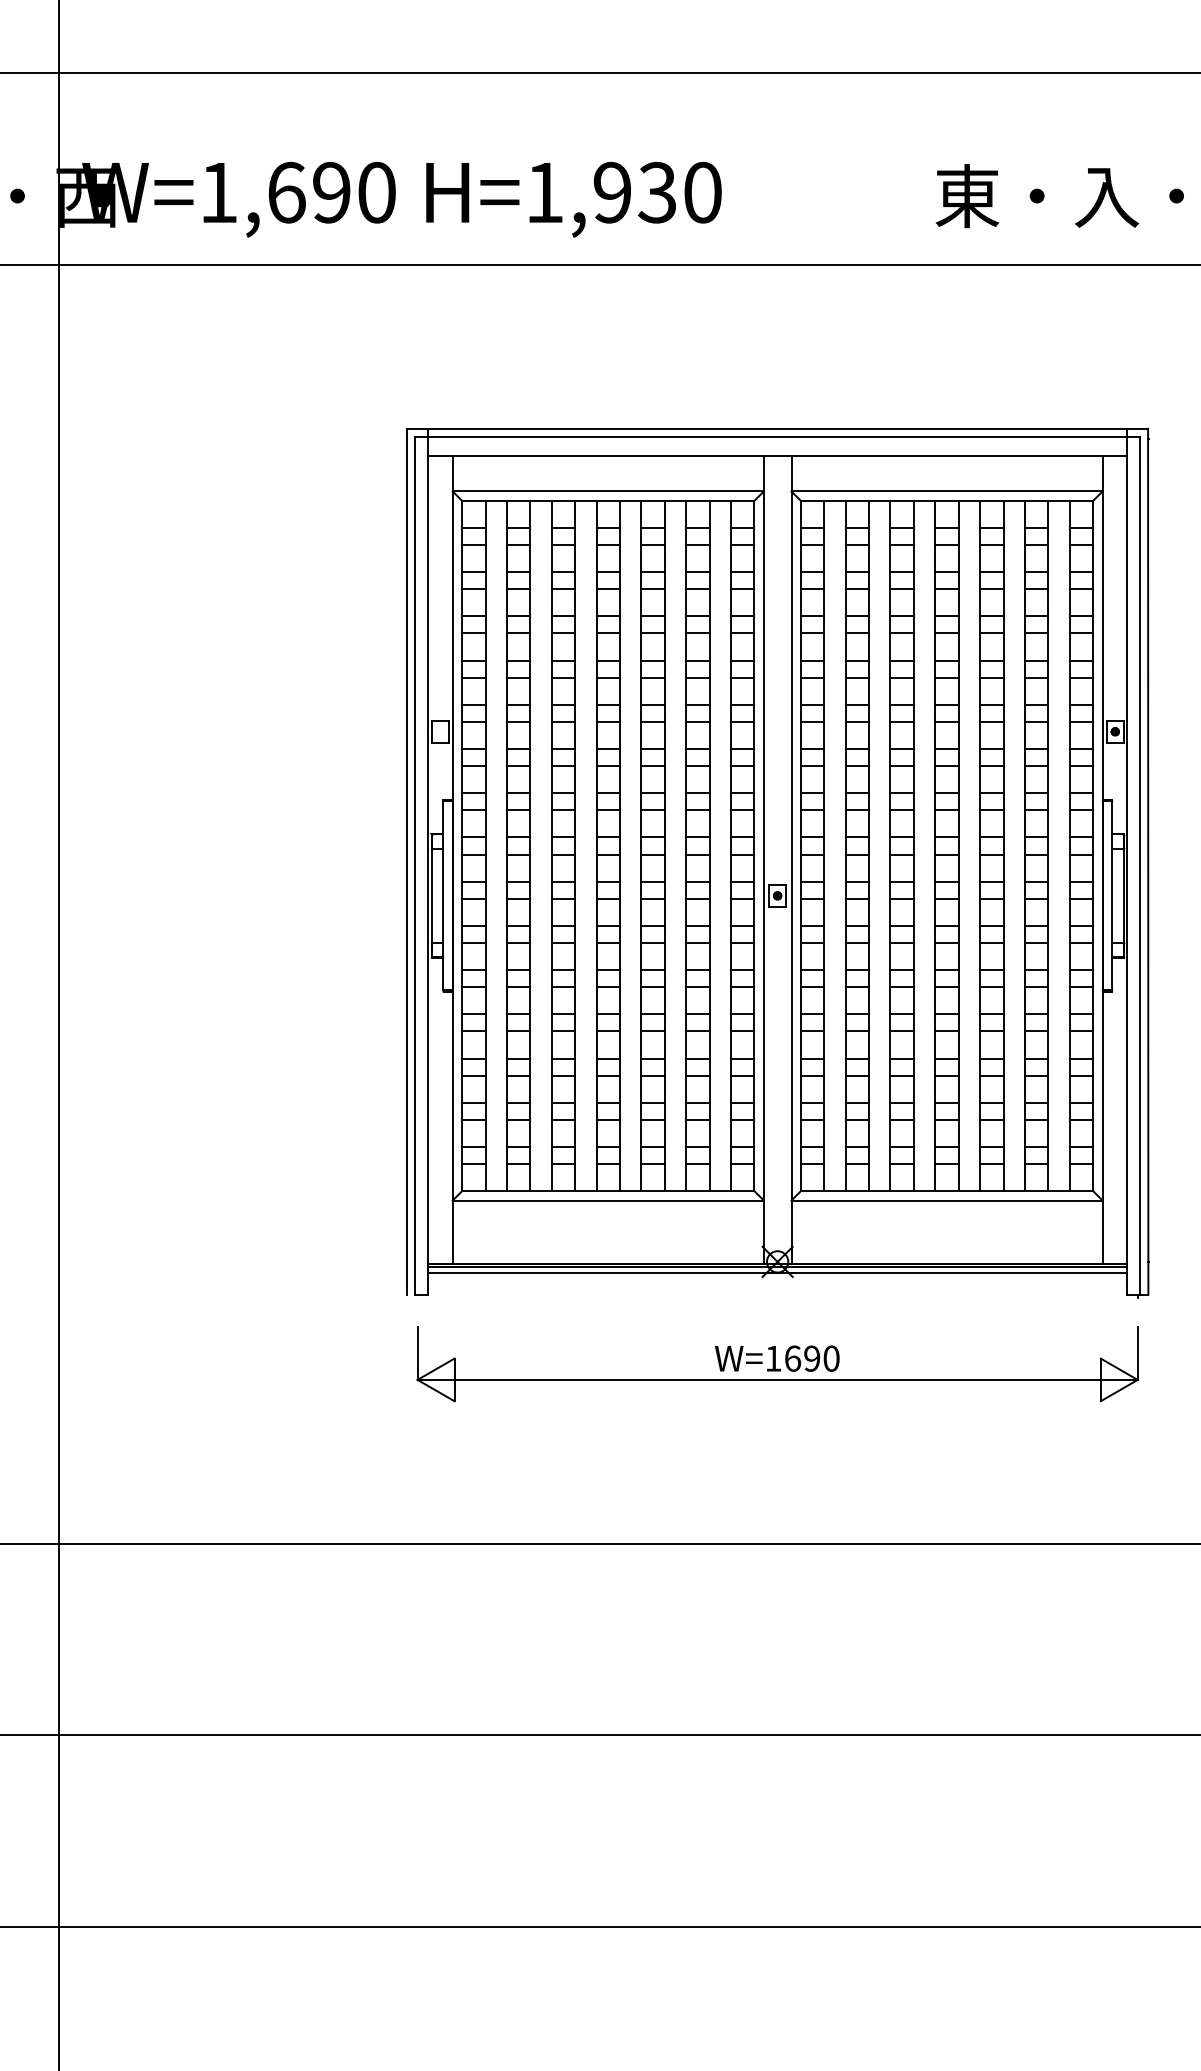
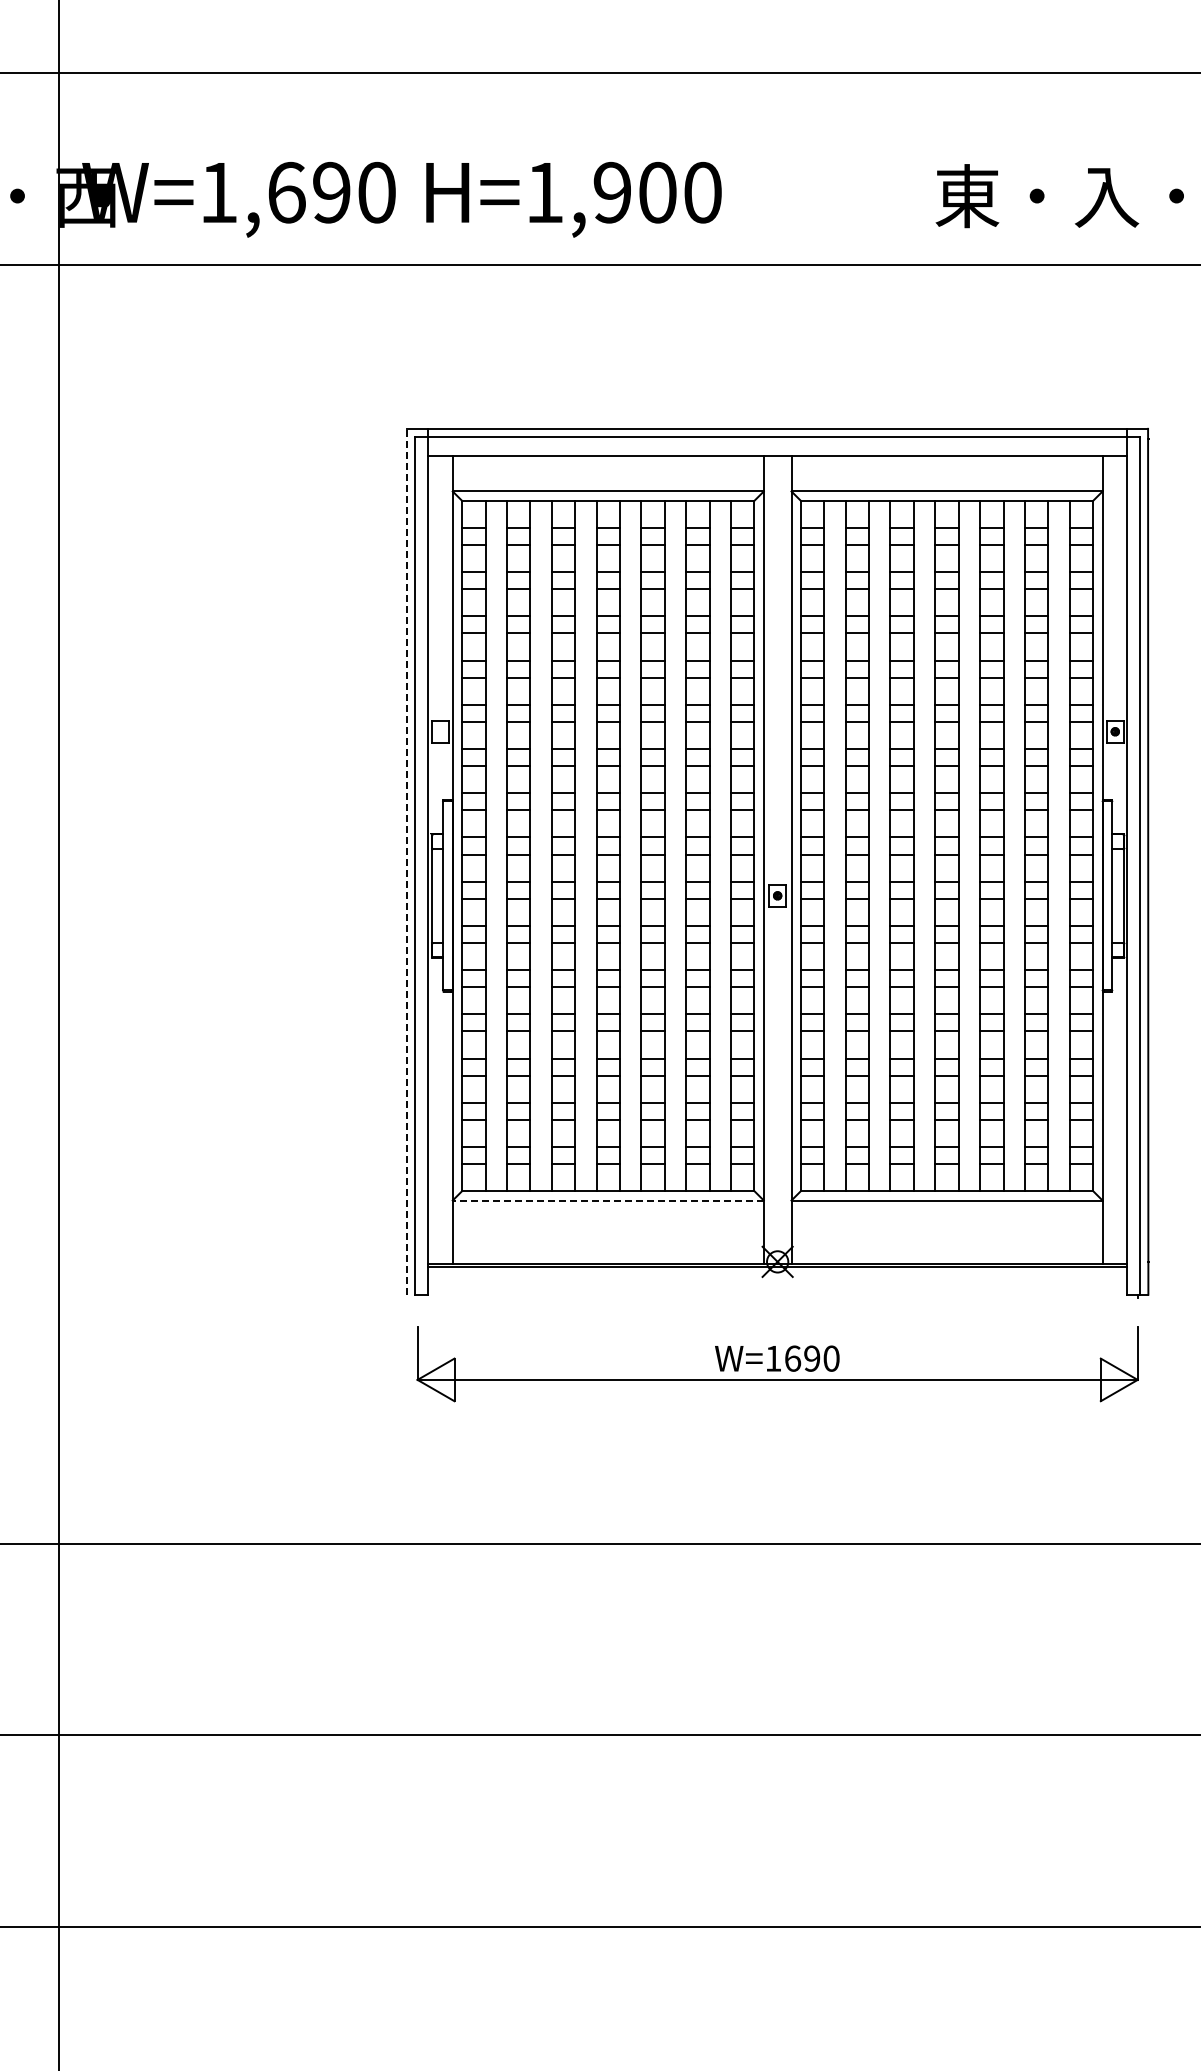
text: H=1,930 -> H=1,900 (657, 192)
line: solid -> dashed (407, 861)
line: solid -> dashed (608, 1200)
line: present -> none (777, 1273)
